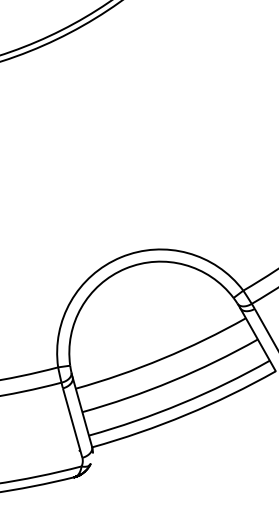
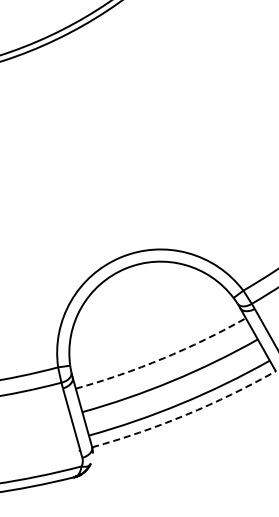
arc: solid -> dashed (163, 358)
arc: solid -> dashed (186, 414)
